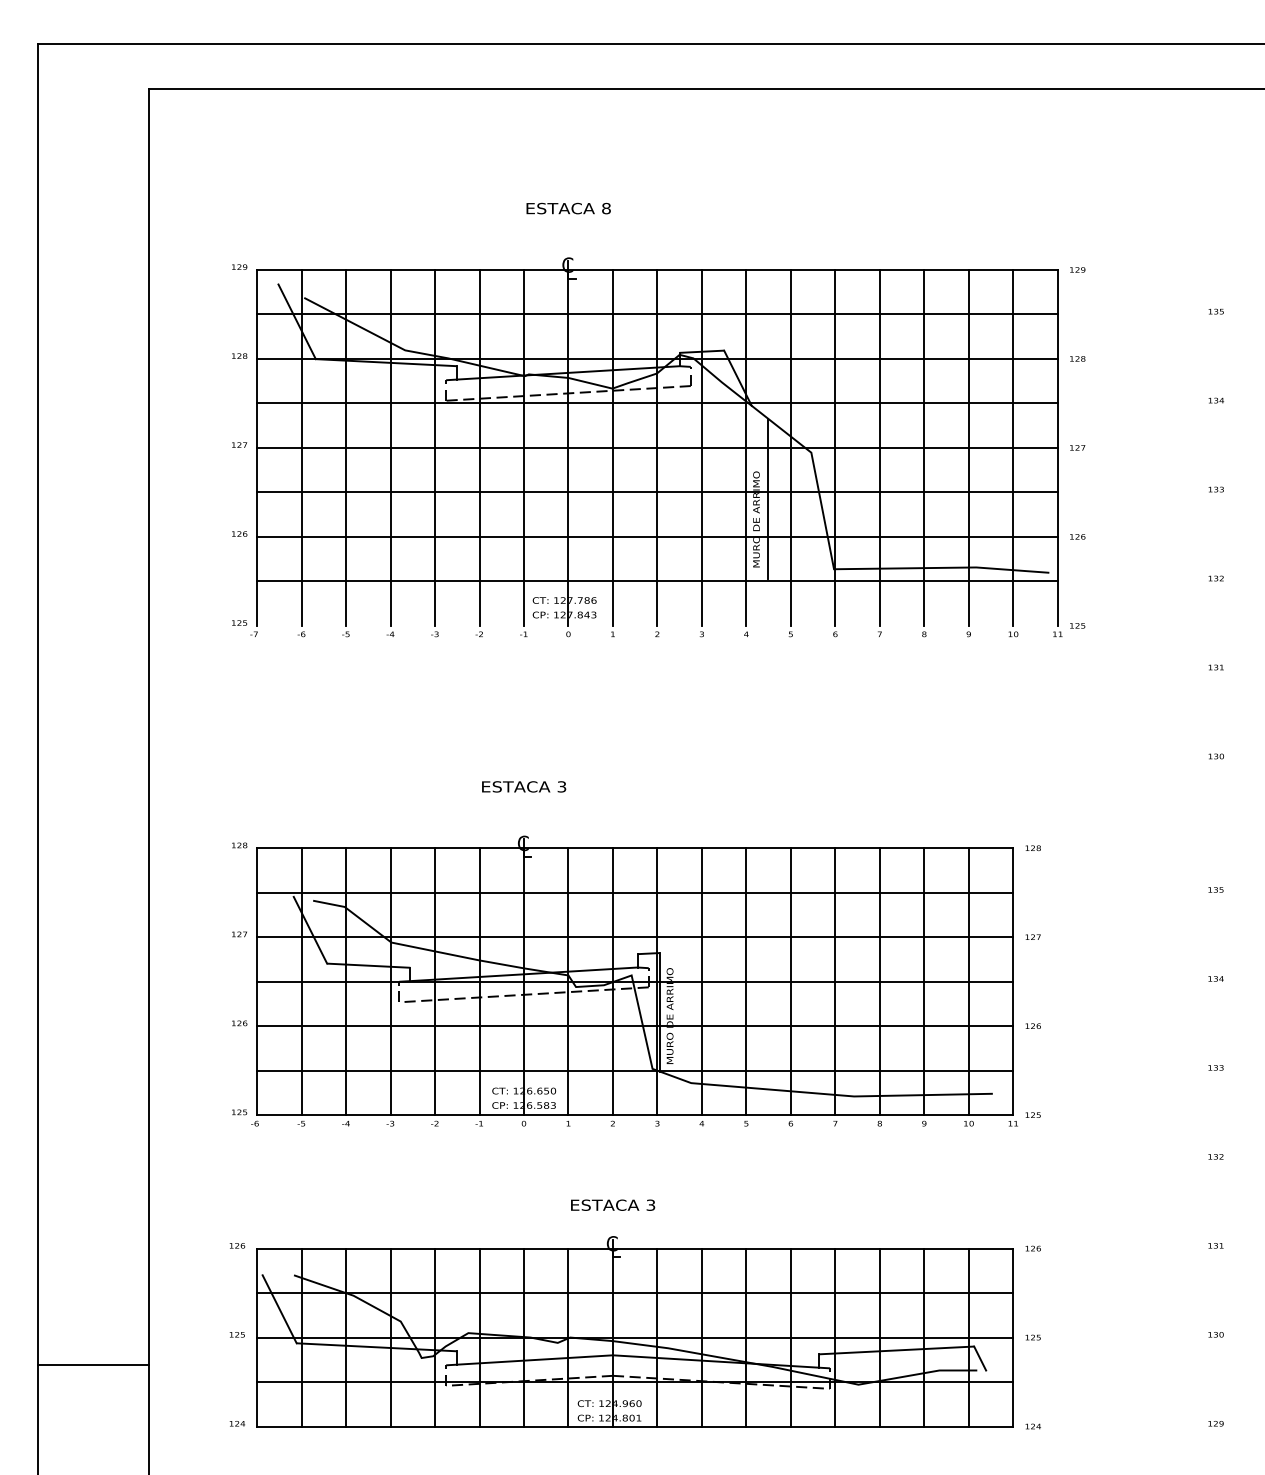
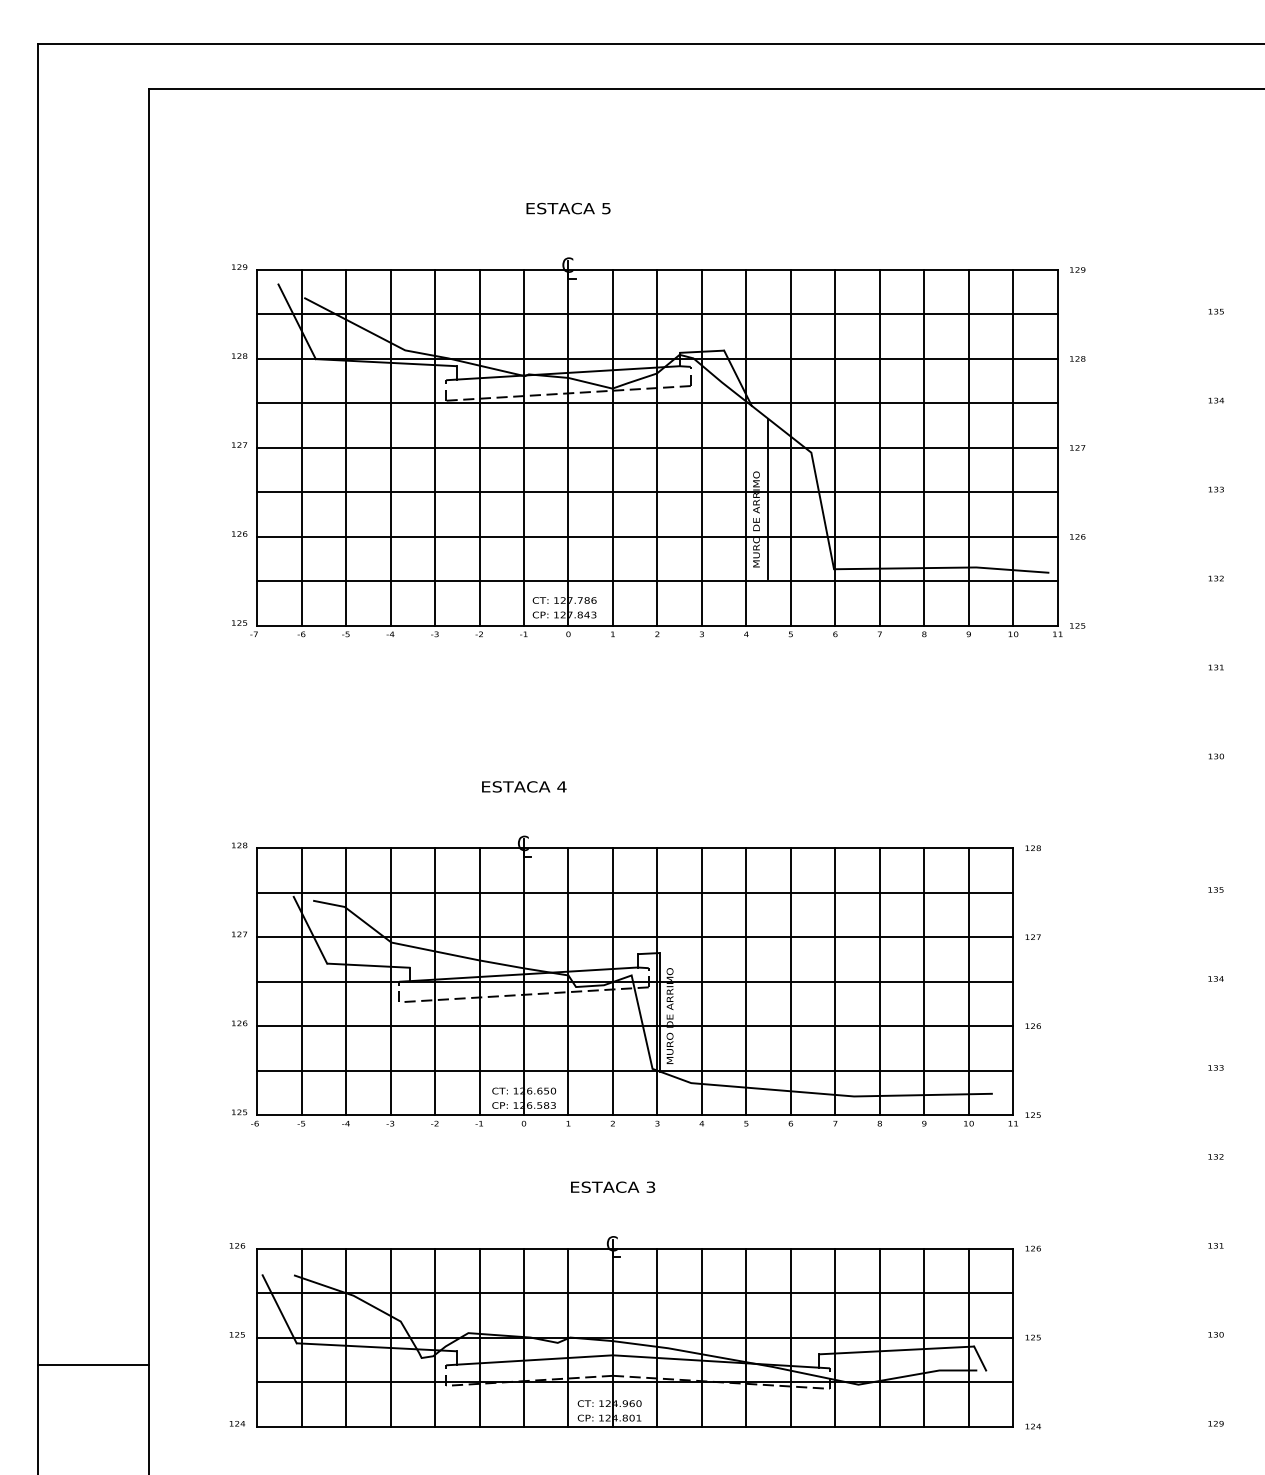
text: 8 -> 5 (606, 208)
line: none -> present (657, 625)
text: 3 -> 4 (561, 786)
text position: (613, 1204) -> (613, 1186) (613, 1186)
